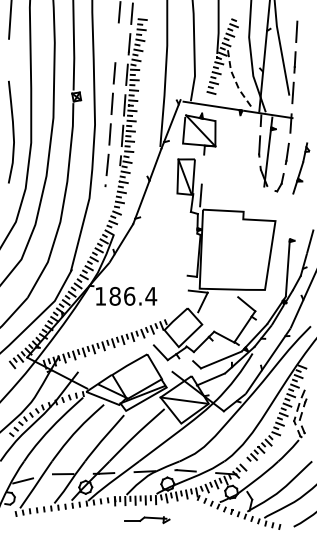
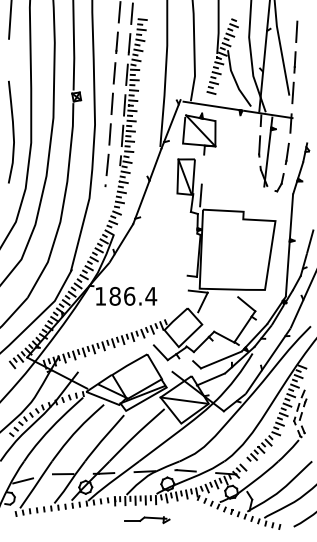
line: none -> present (116, 42)
line: dashed -> solid (235, 80)
line: none -> present (291, 216)
